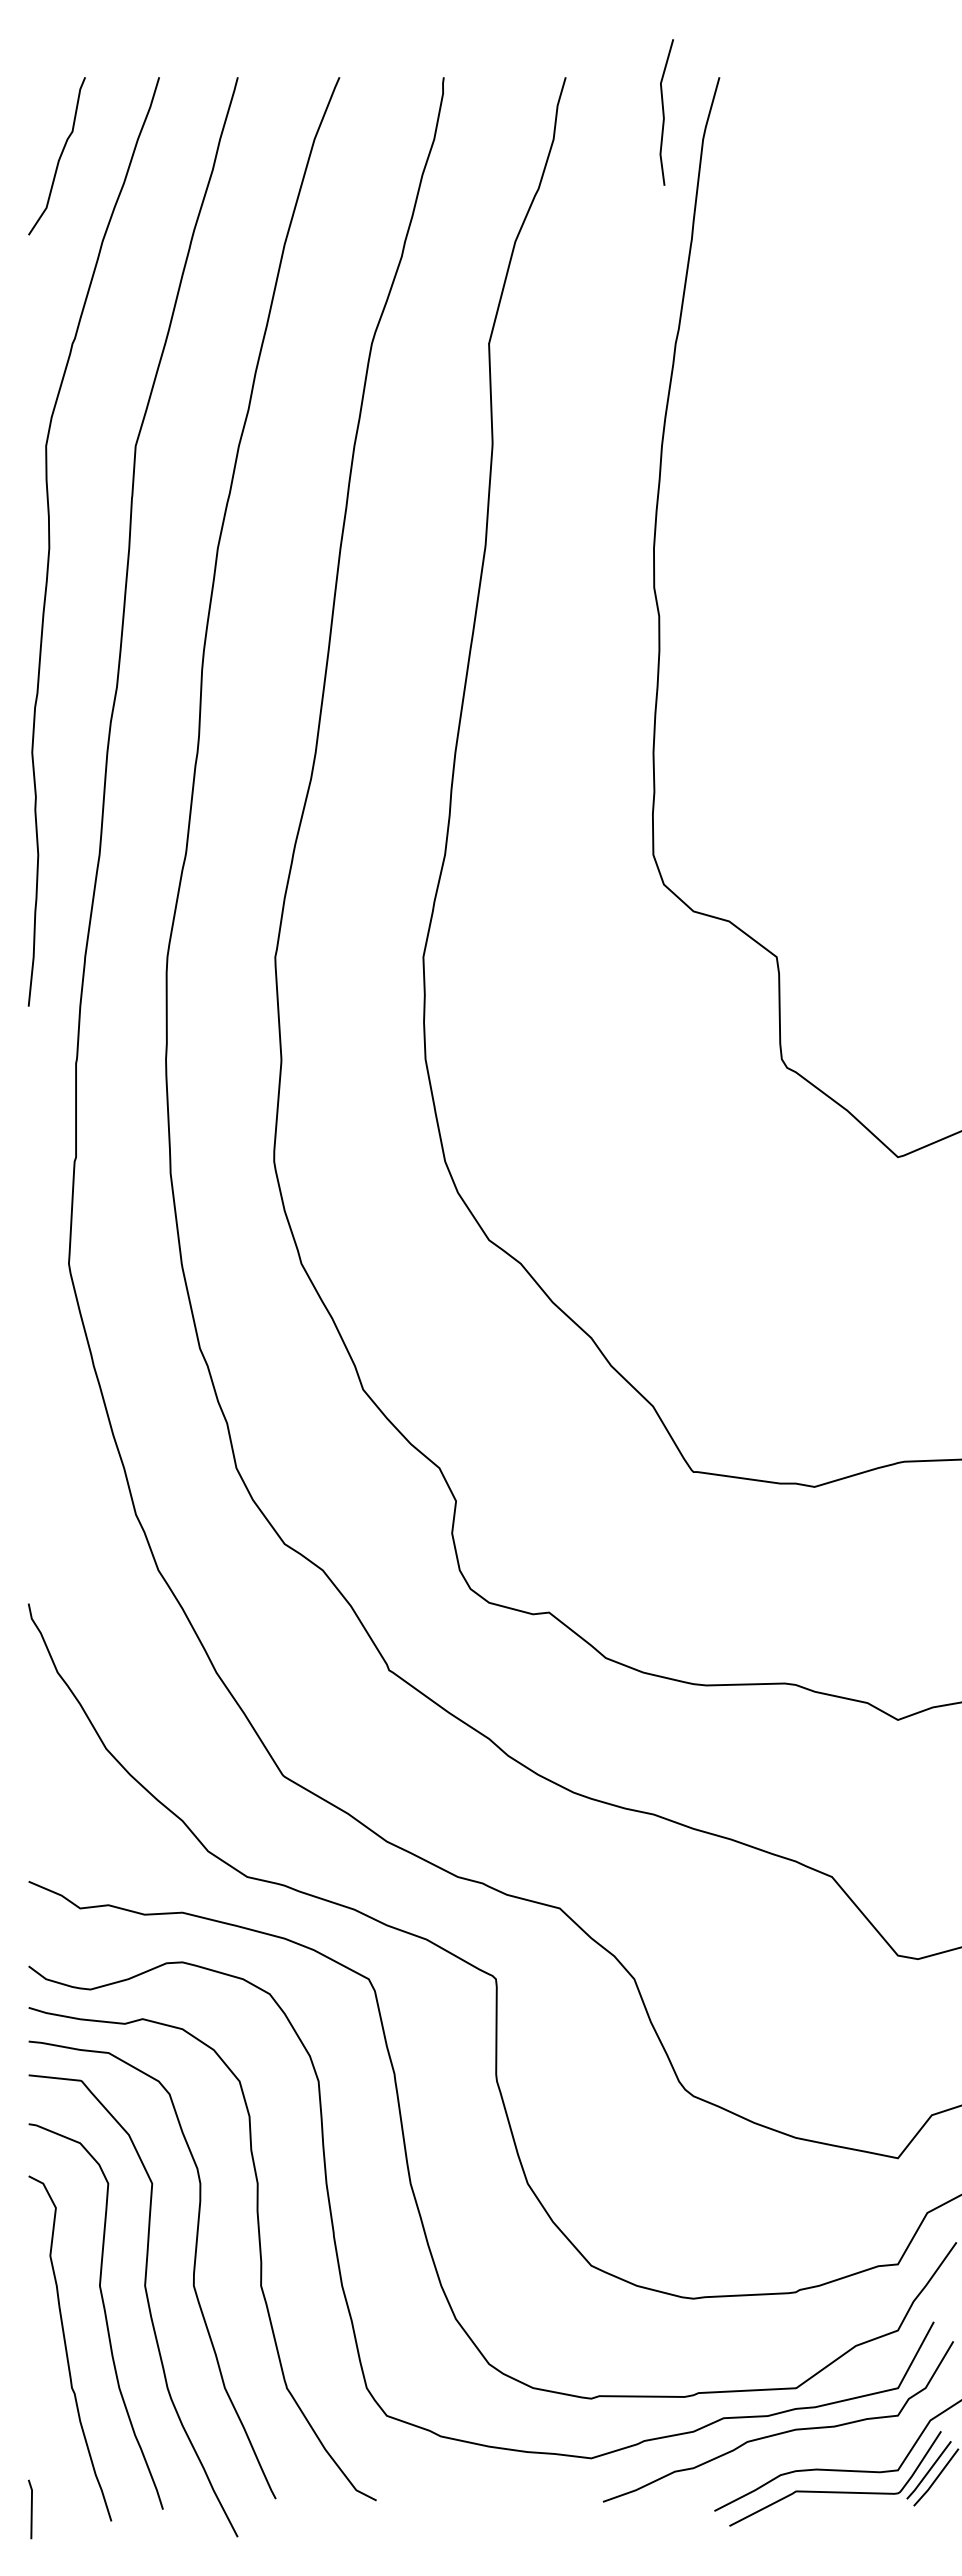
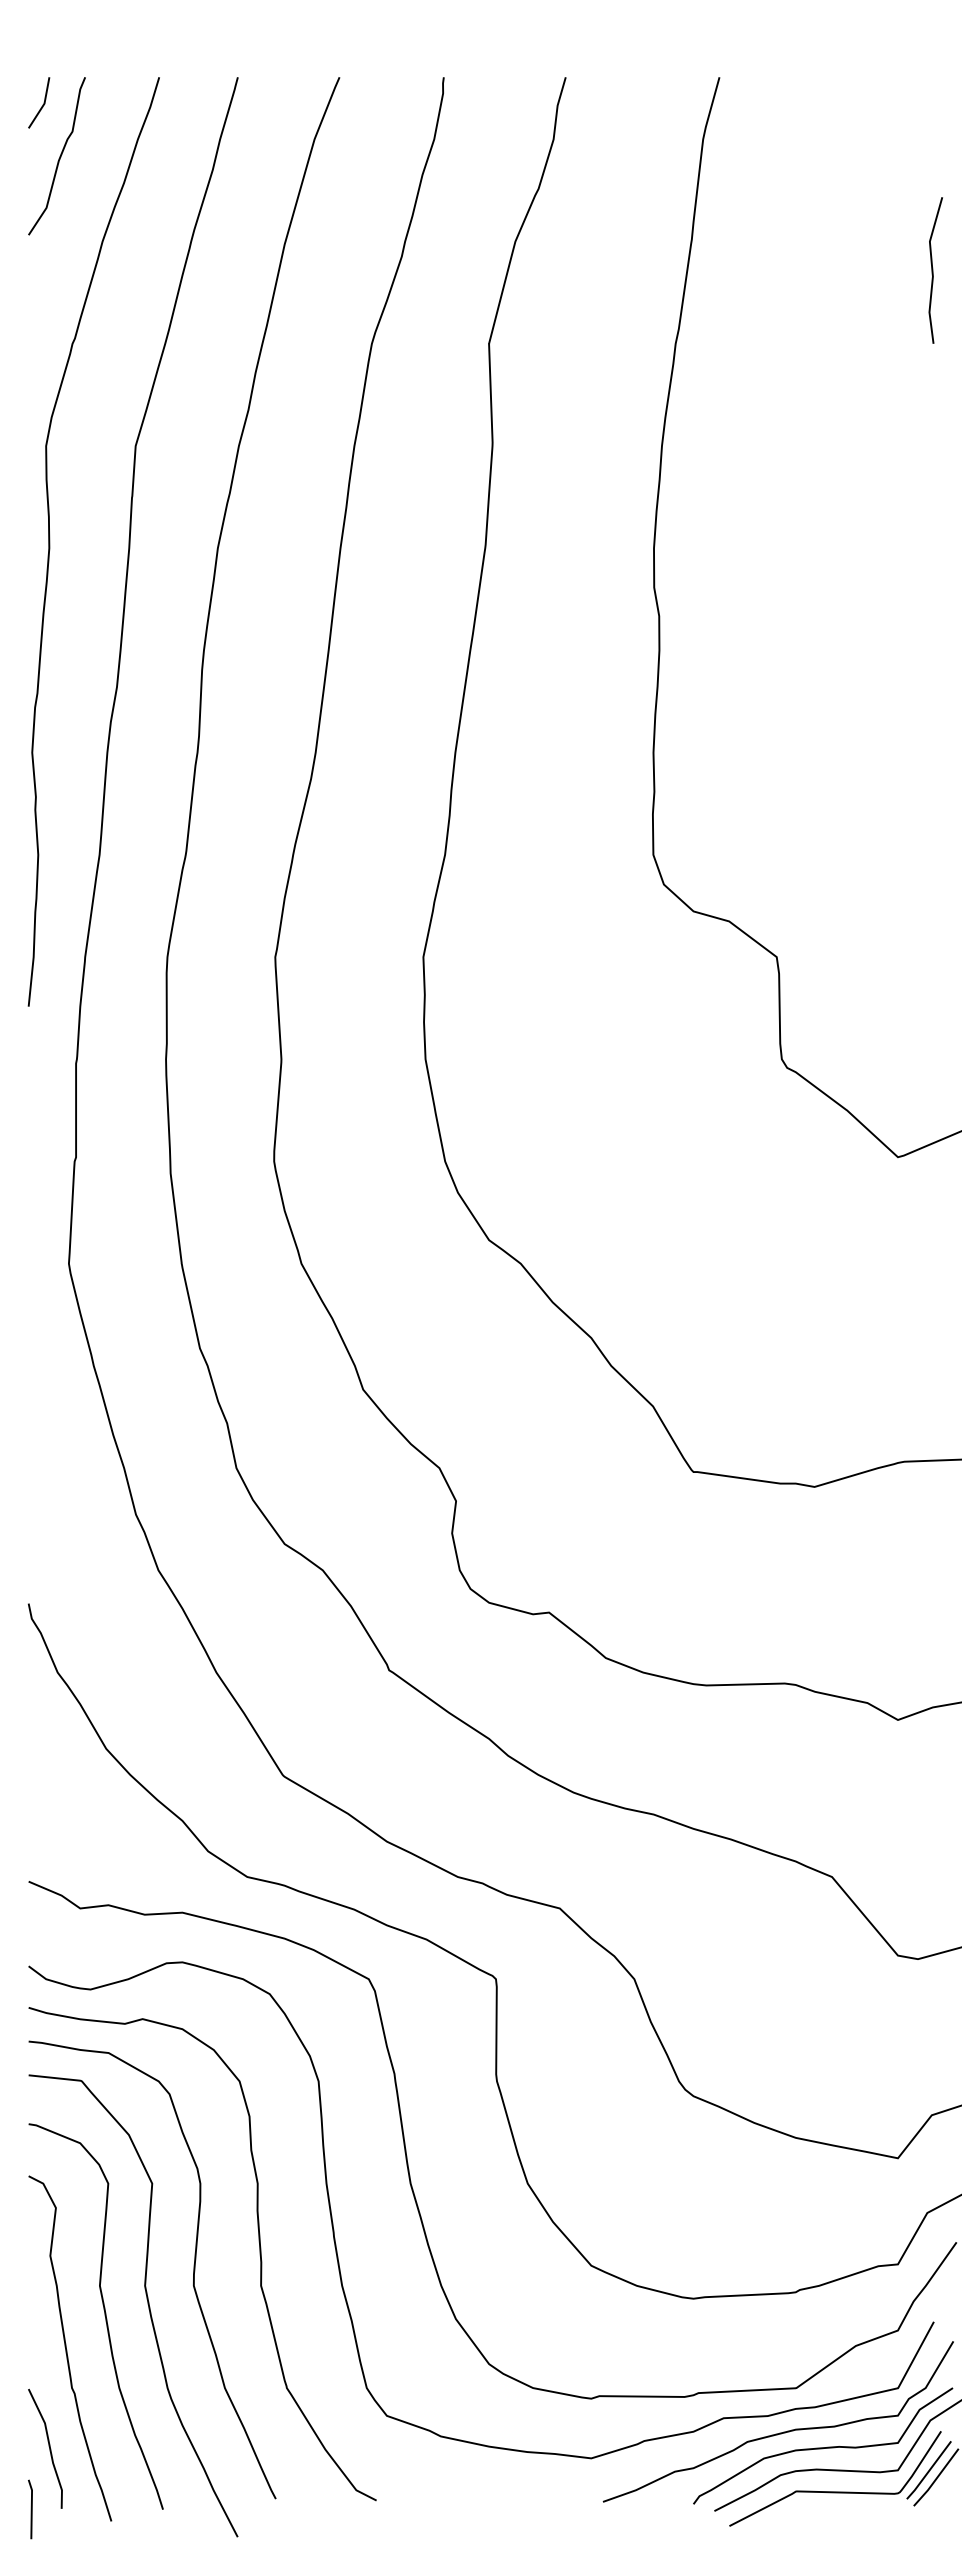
line: none -> present (42, 104)
line position: (664, 112) -> (933, 270) (933, 270)
line: none -> present (48, 2446)
curve: none -> present (823, 2447)
